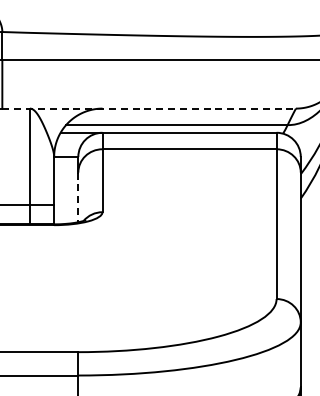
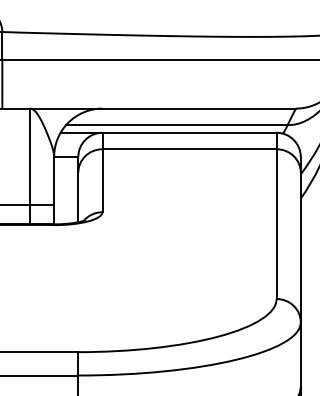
line: dashed -> solid (149, 108)
line: dashed -> solid (78, 197)
